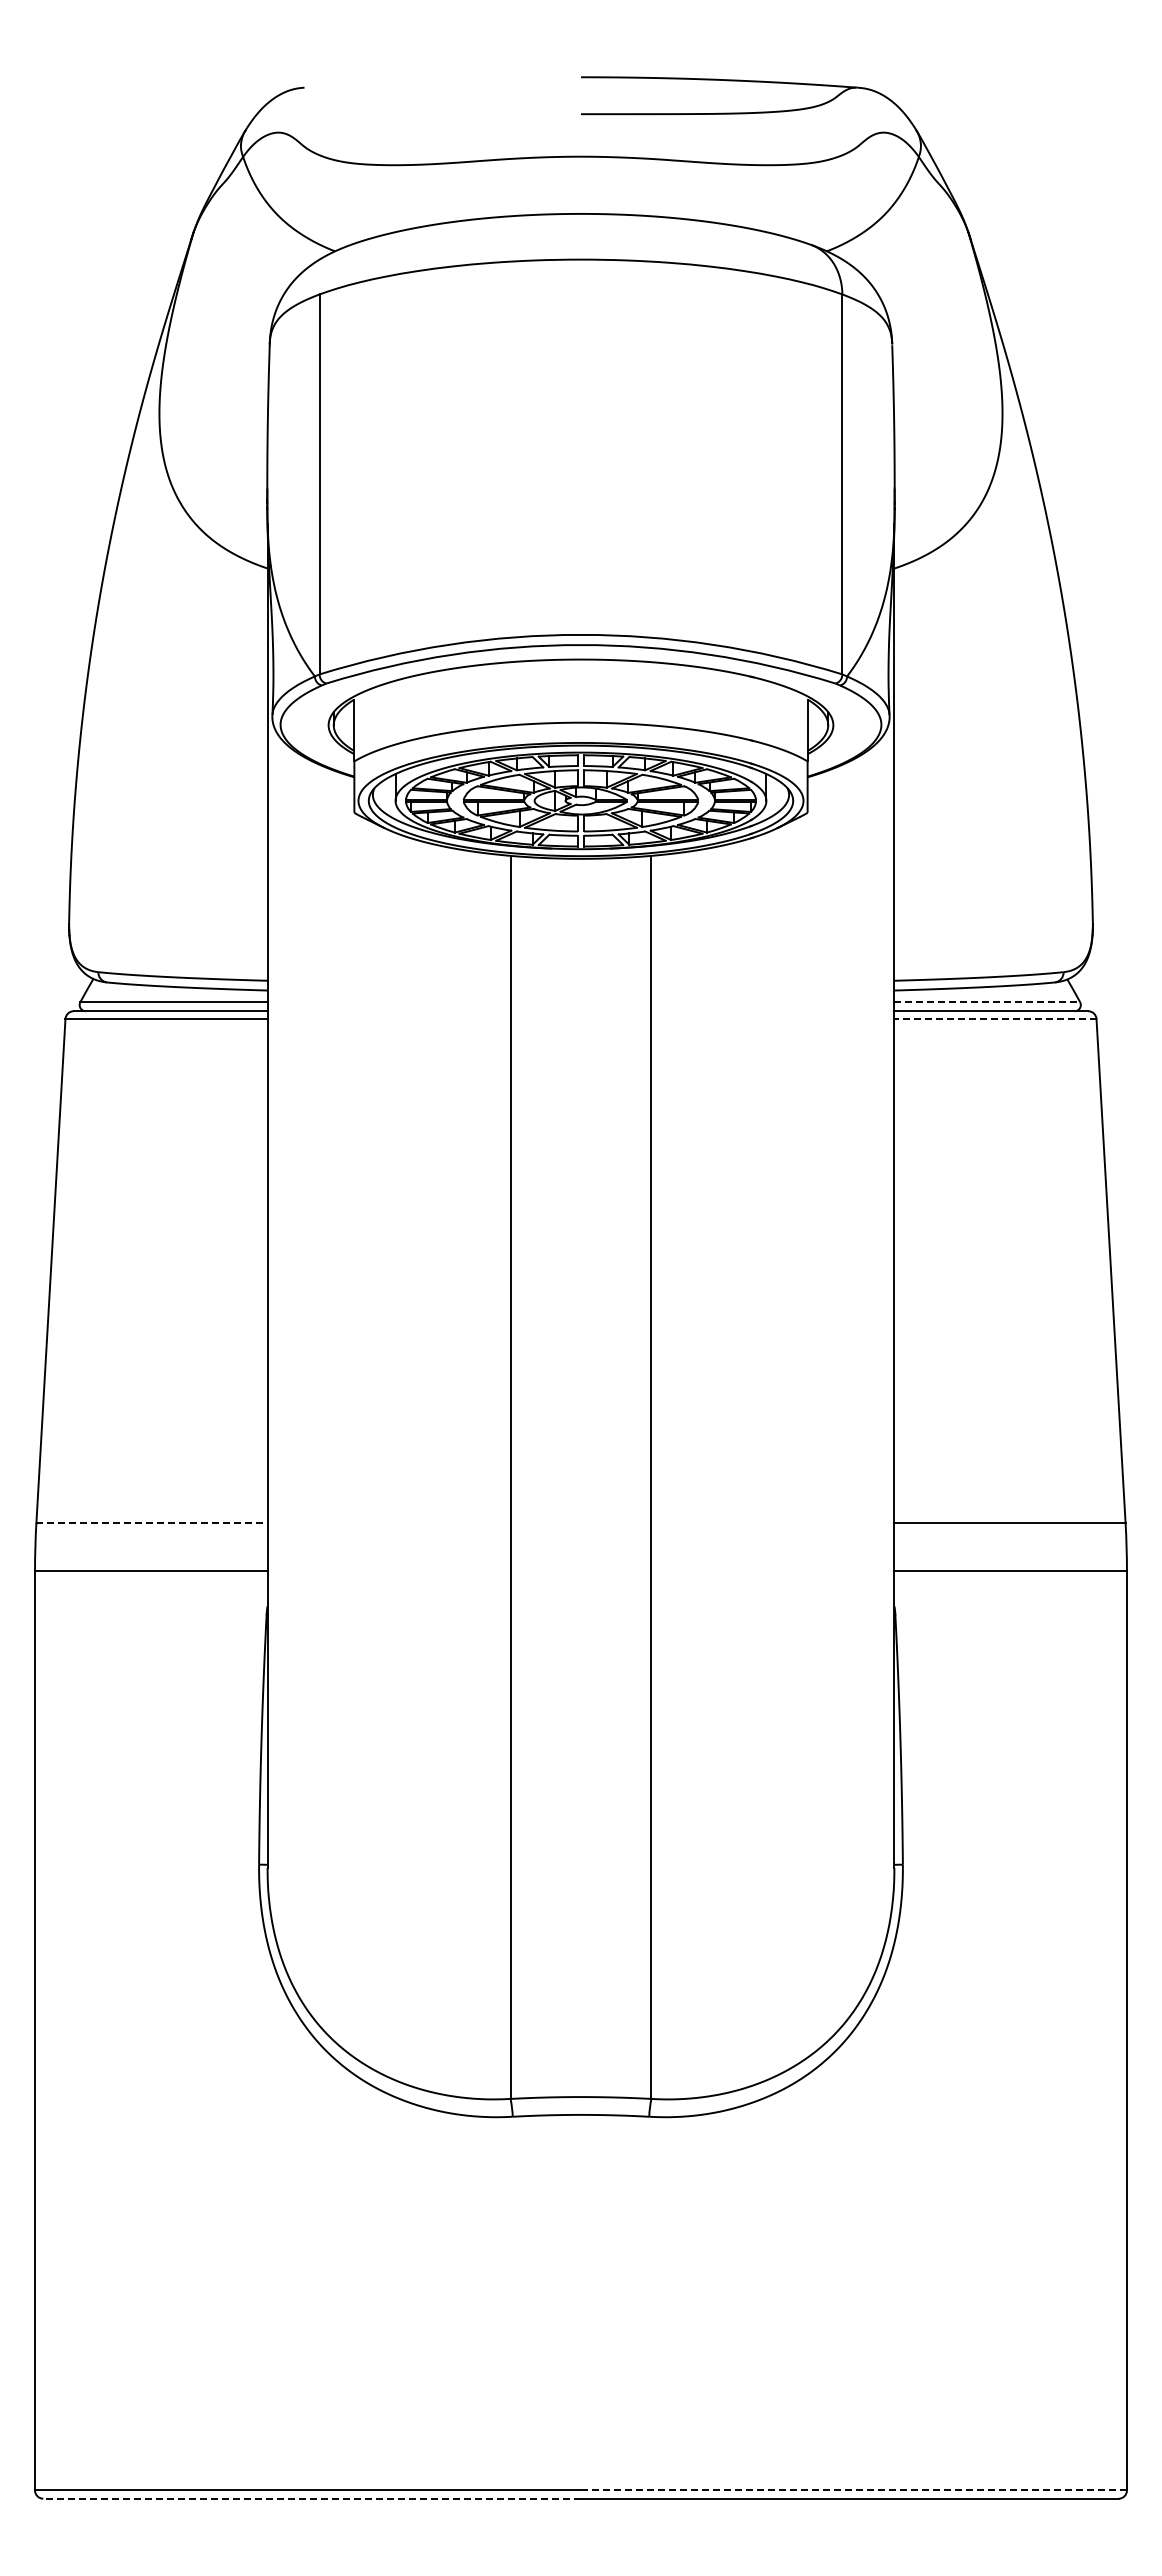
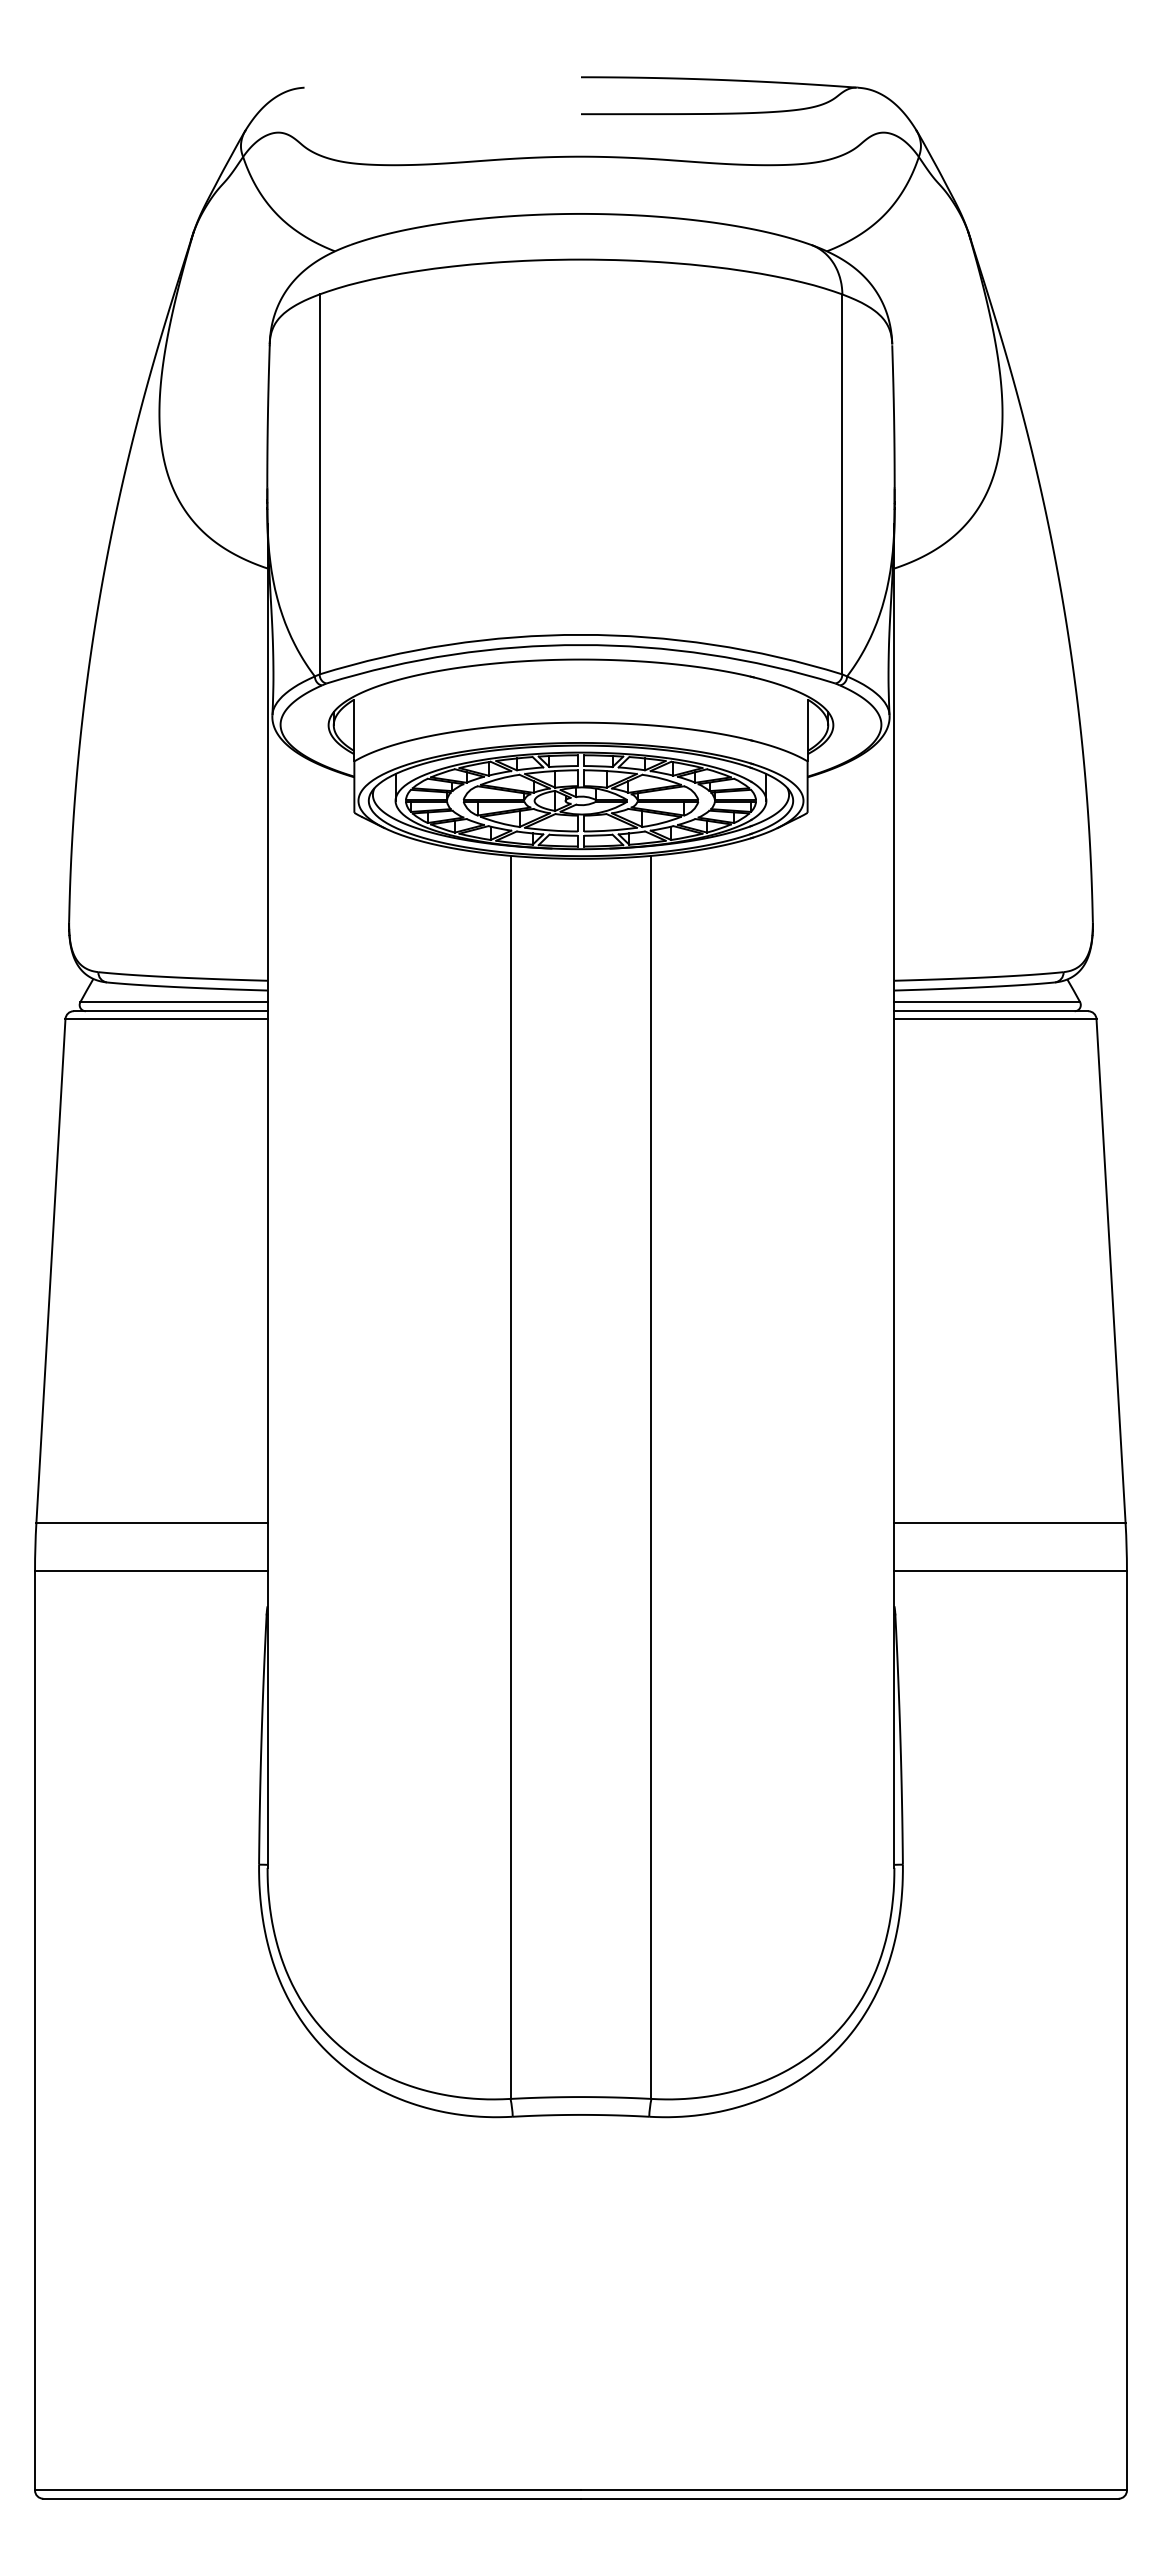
line: dashed -> solid (987, 1002)
line: dashed -> solid (994, 1019)
line: dashed -> solid (151, 1523)
line: dashed -> solid (853, 2490)
line: dashed -> solid (312, 2498)
